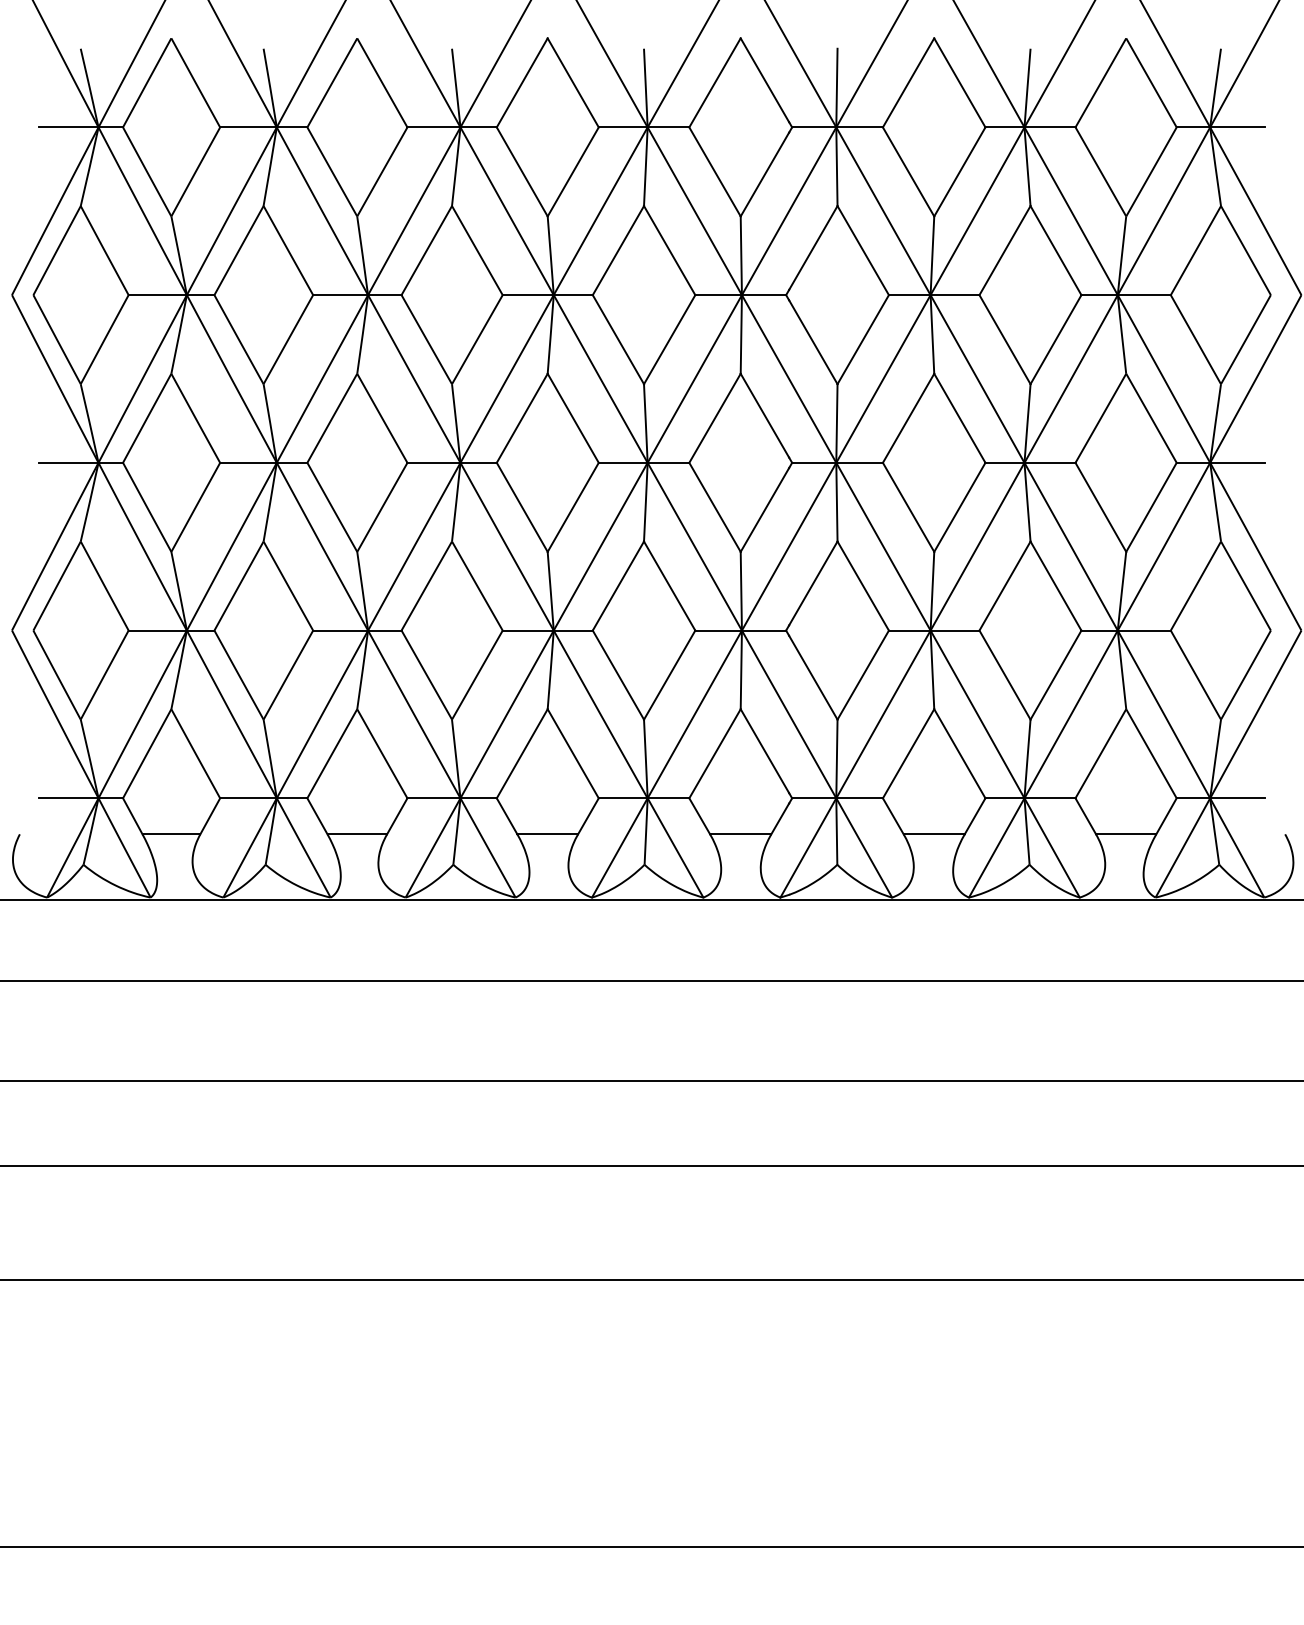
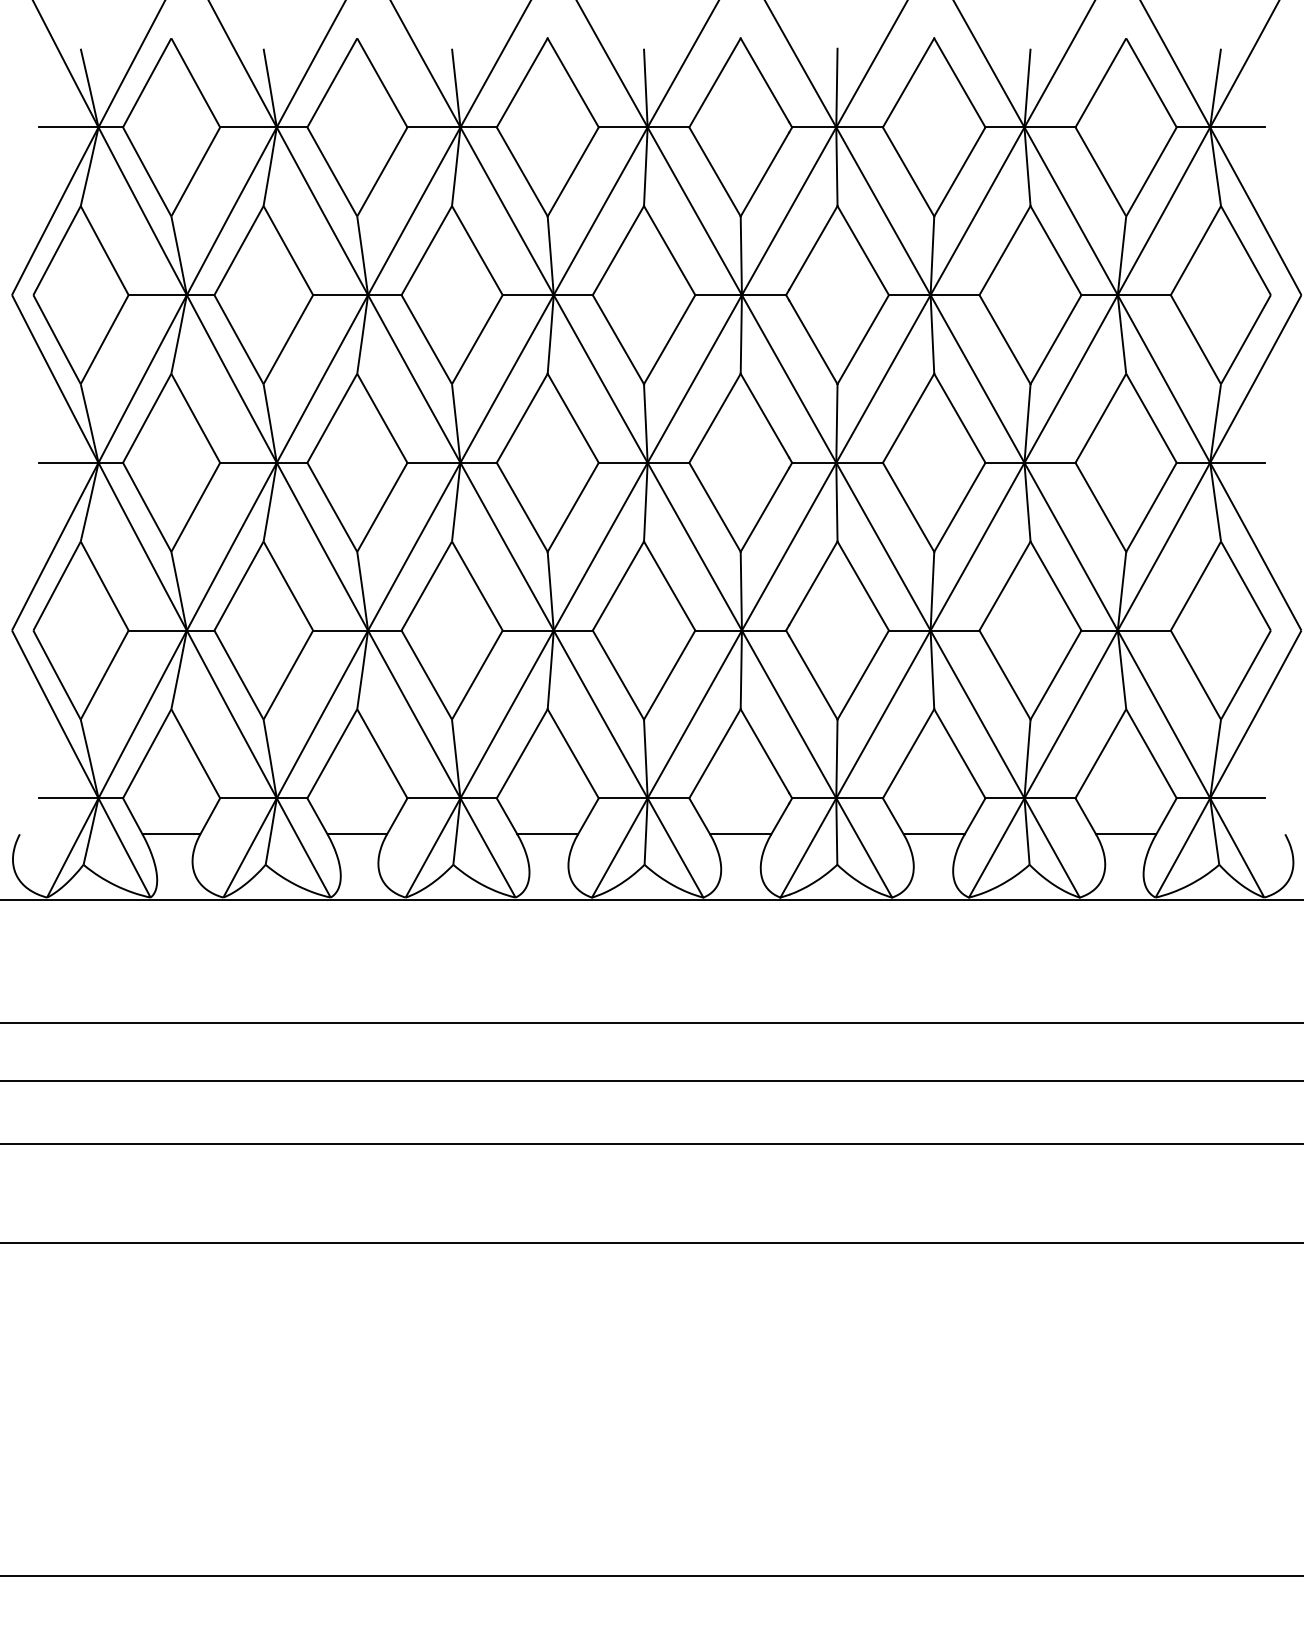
line position: (651, 981) -> (651, 1023) (651, 1023)
line position: (651, 1166) -> (651, 1144) (651, 1144)
line position: (651, 1280) -> (651, 1243) (651, 1243)
line position: (651, 1547) -> (651, 1576) (651, 1576)
